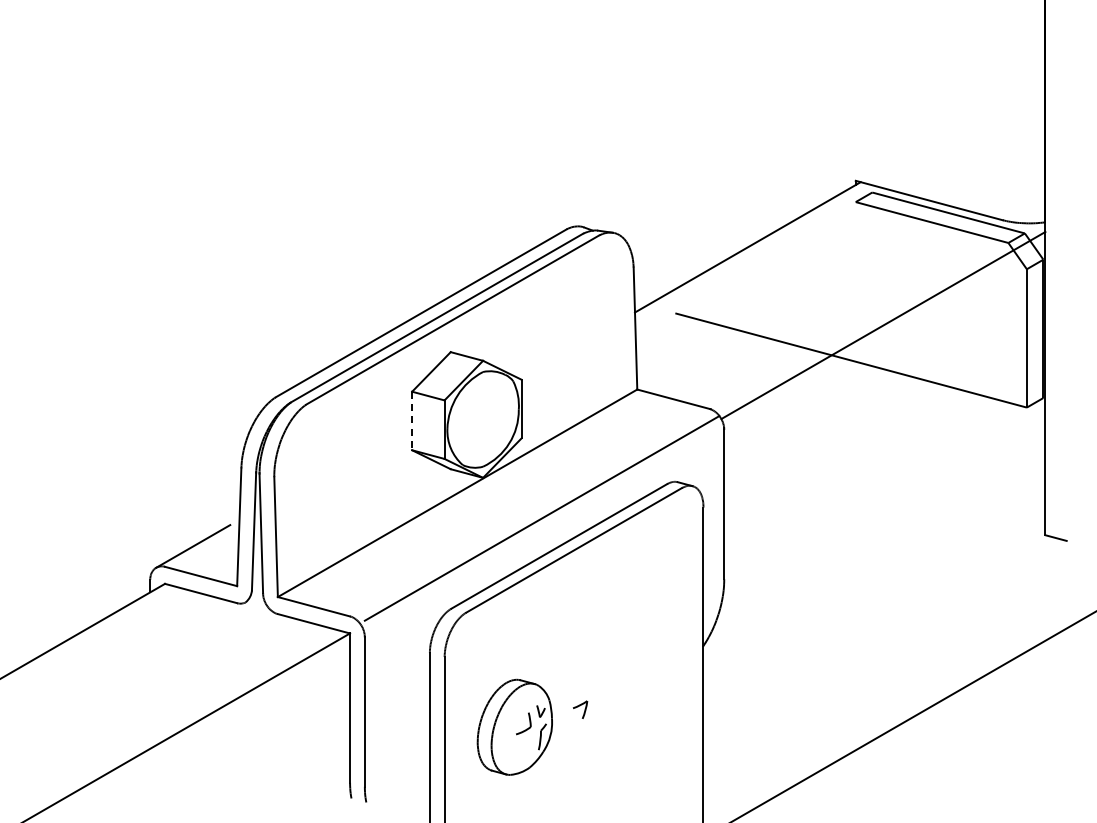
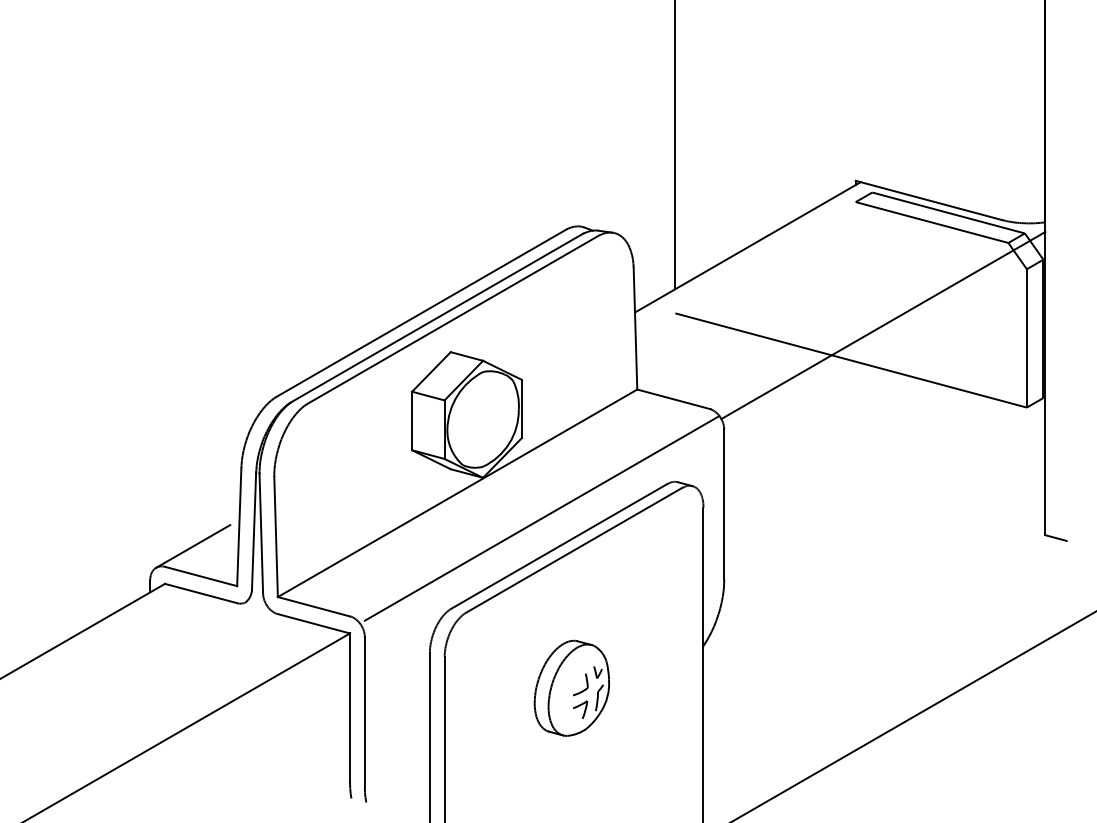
line: none -> present (675, 145)
line: dashed -> solid (412, 421)
part position: (514, 726) -> (571, 687) (571, 687)
